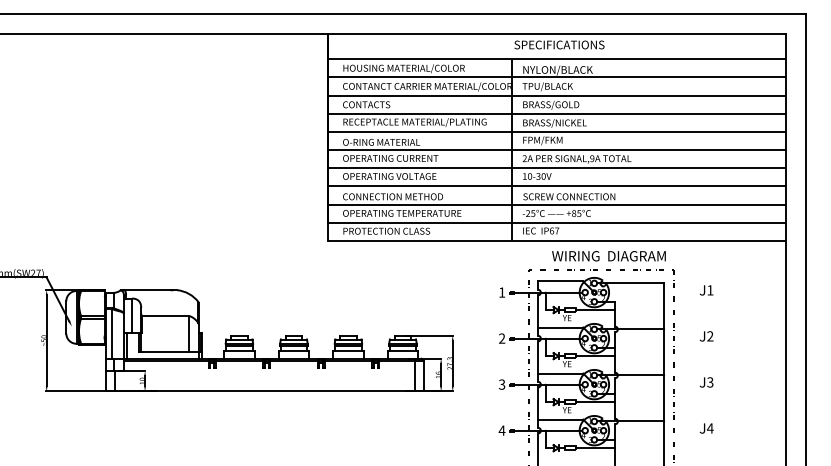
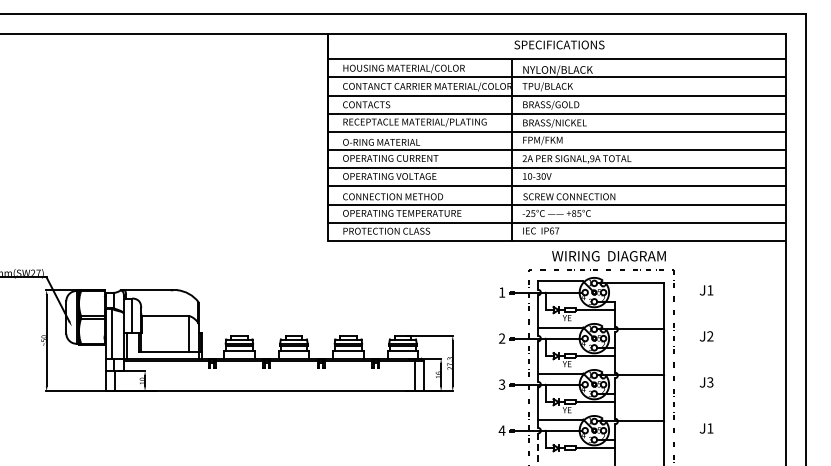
text: J4 -> J1 (709, 428)
line: solid -> dashed (538, 449)
